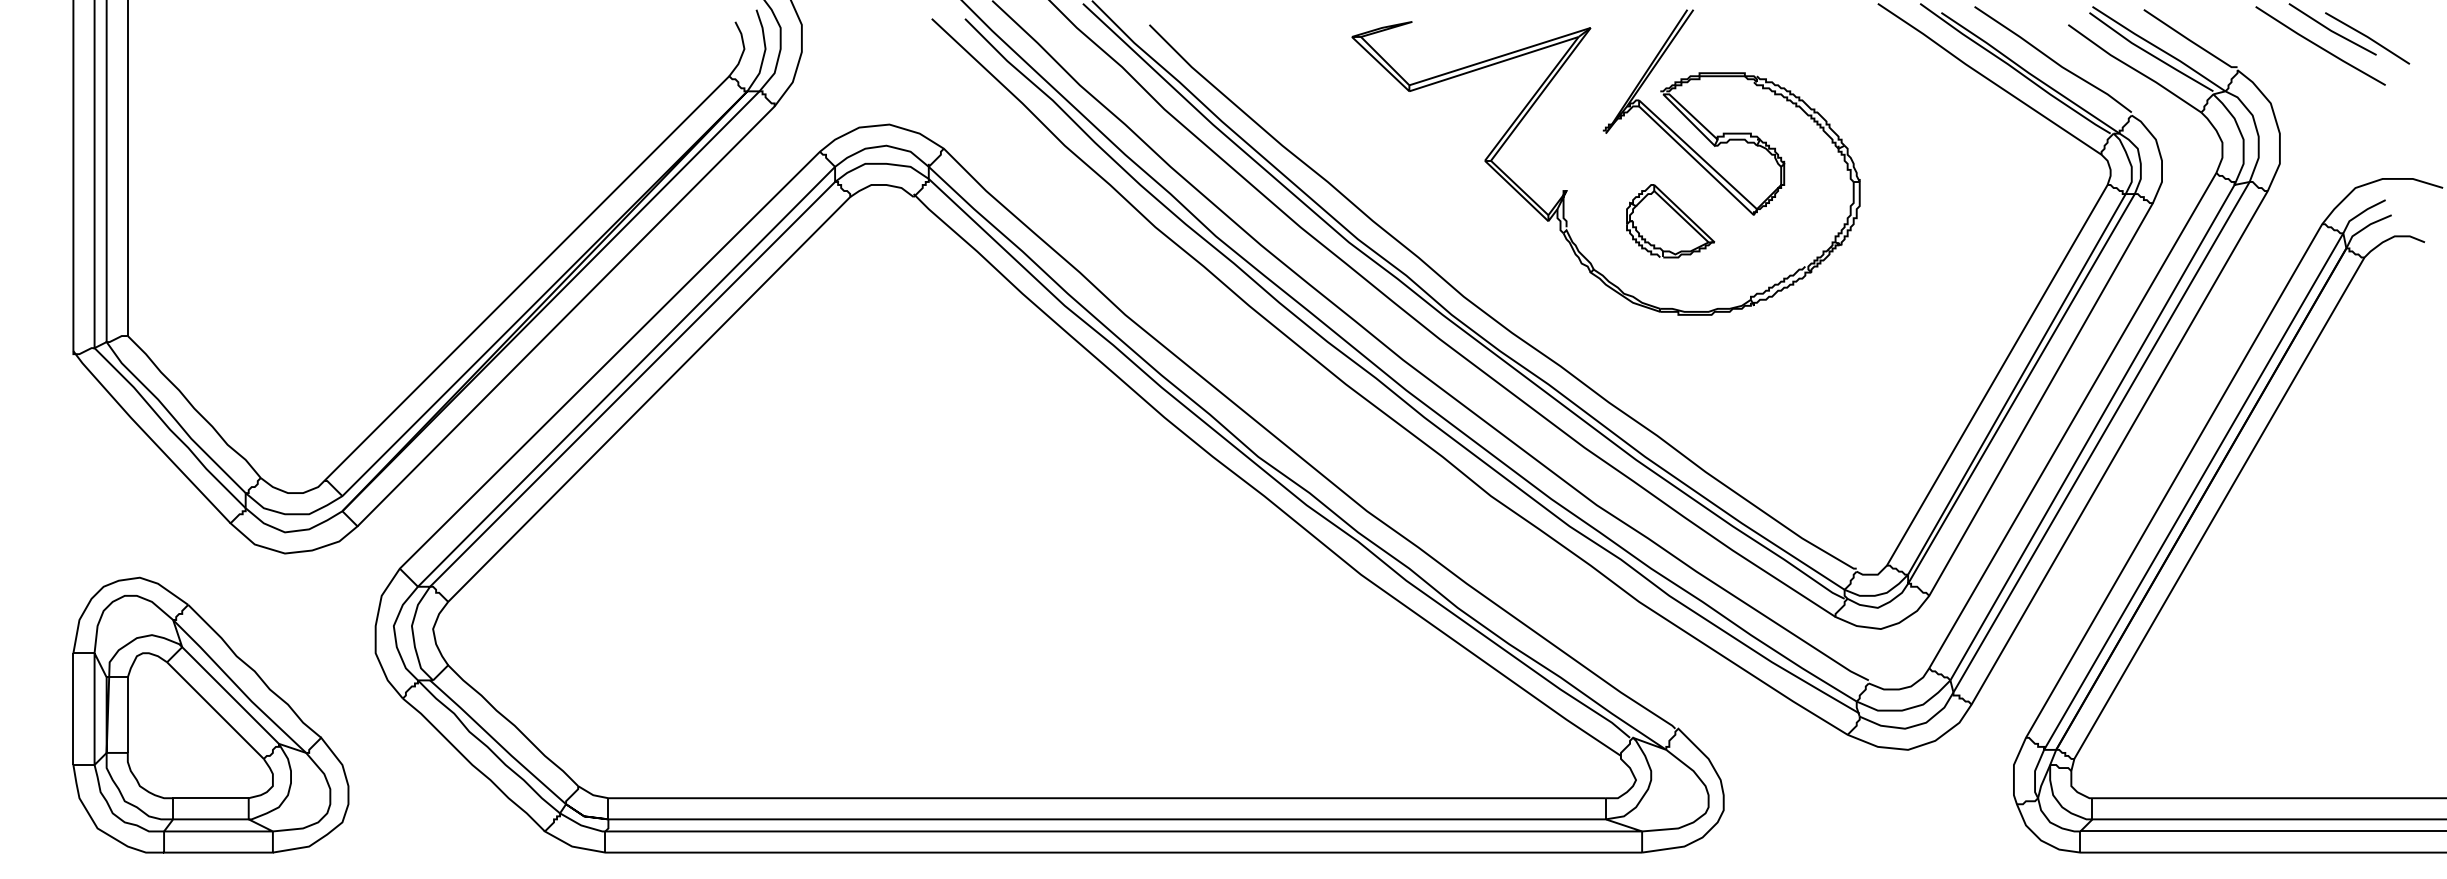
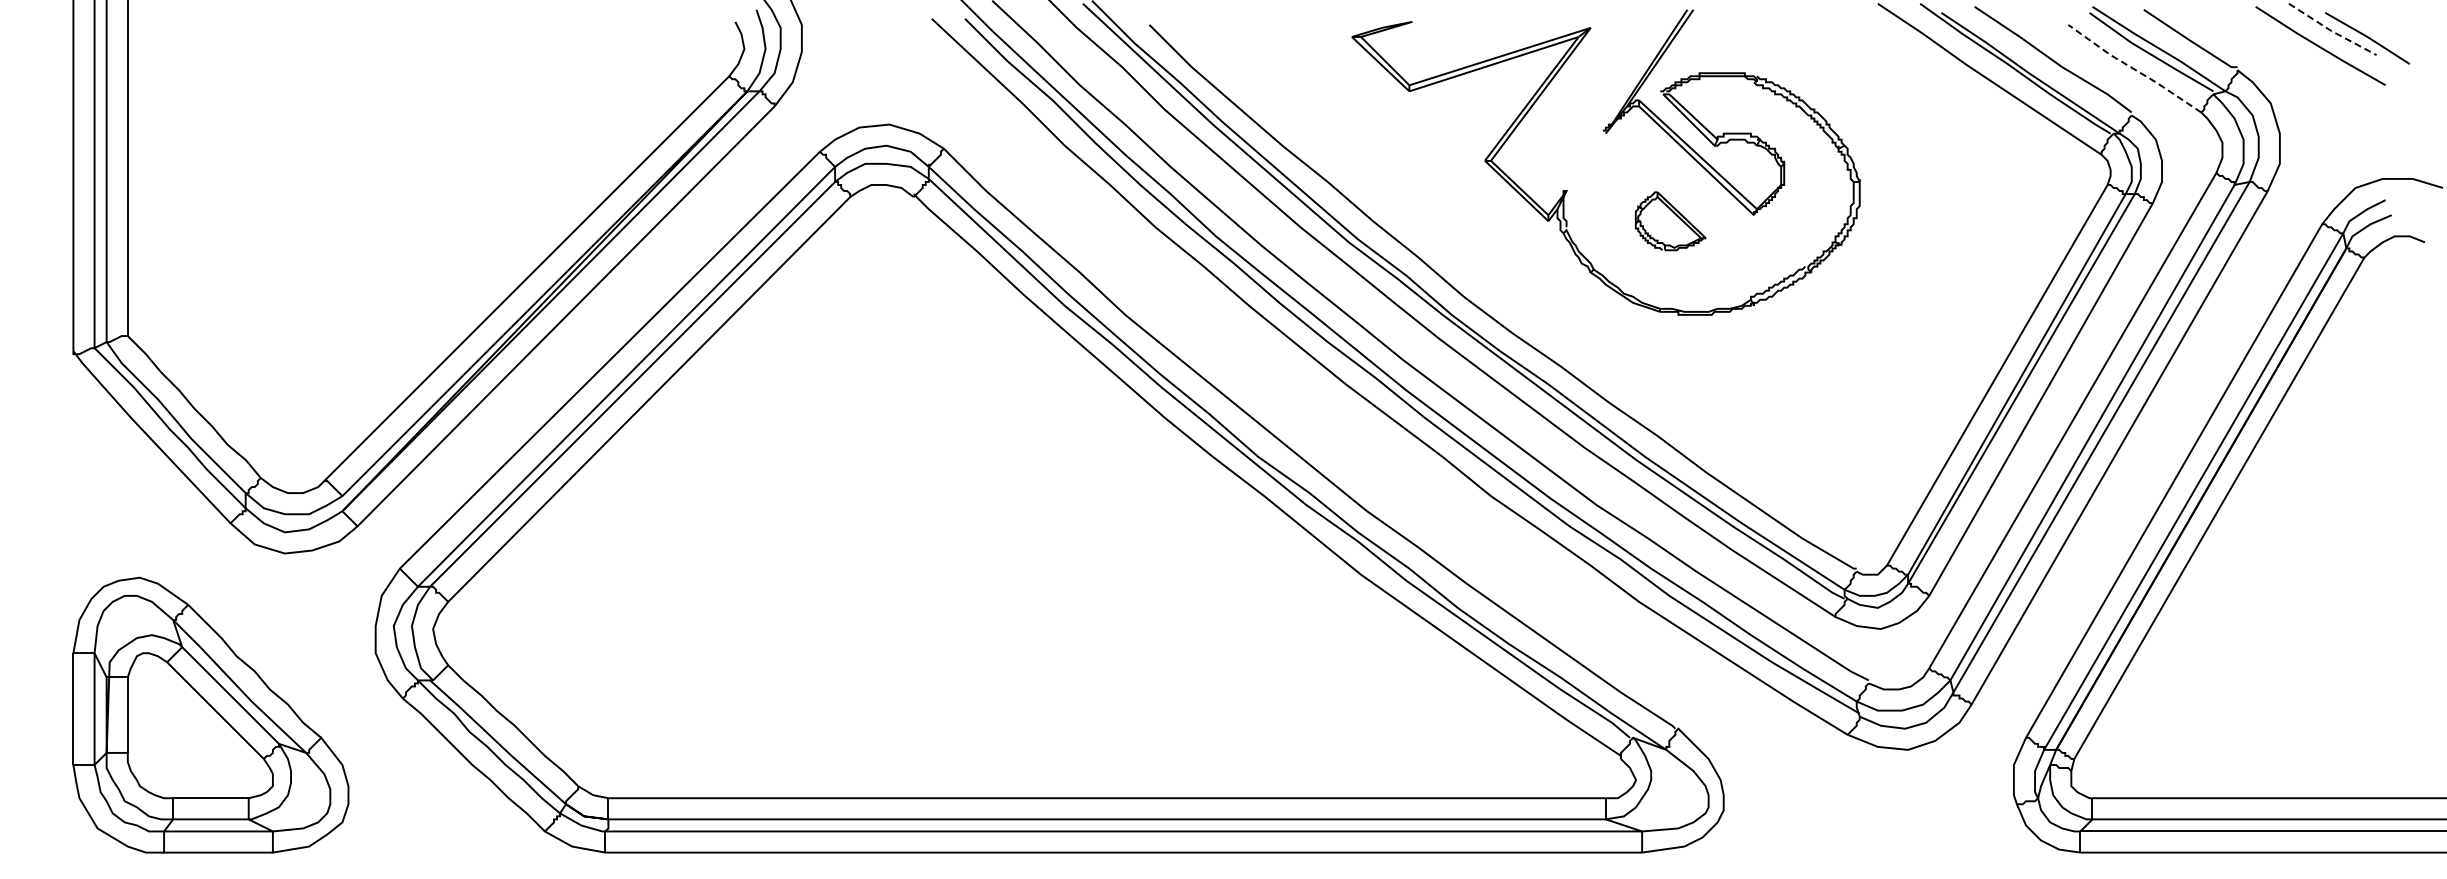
line: solid -> dashed (2331, 30)
line: solid -> dashed (2133, 68)
part size: 90x75 px -> 73x61 px (1670, 221)
